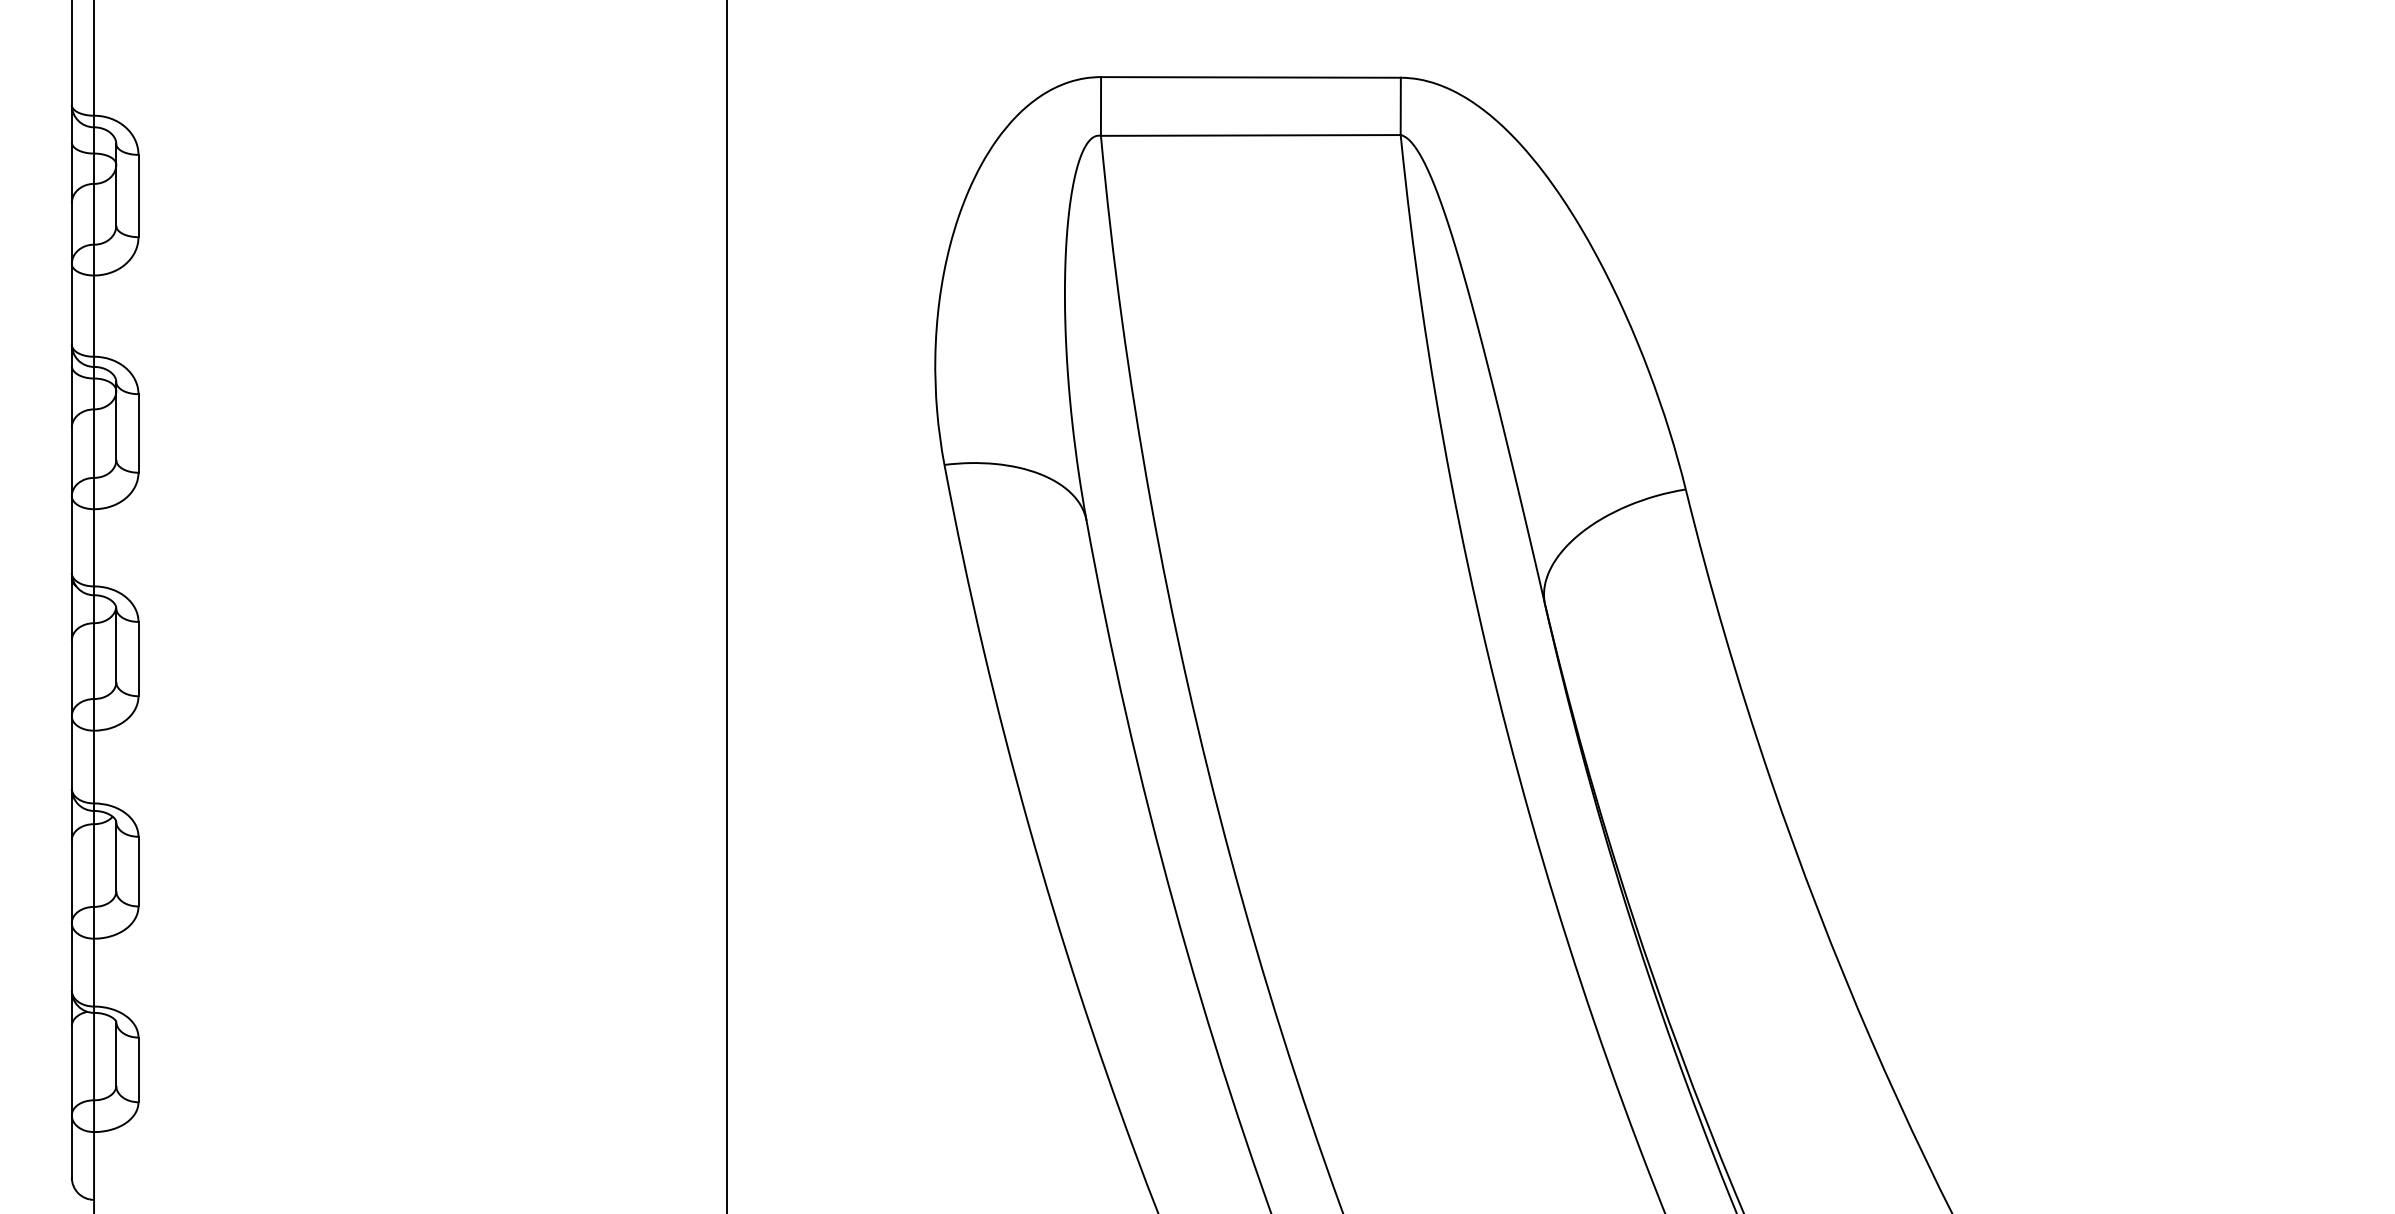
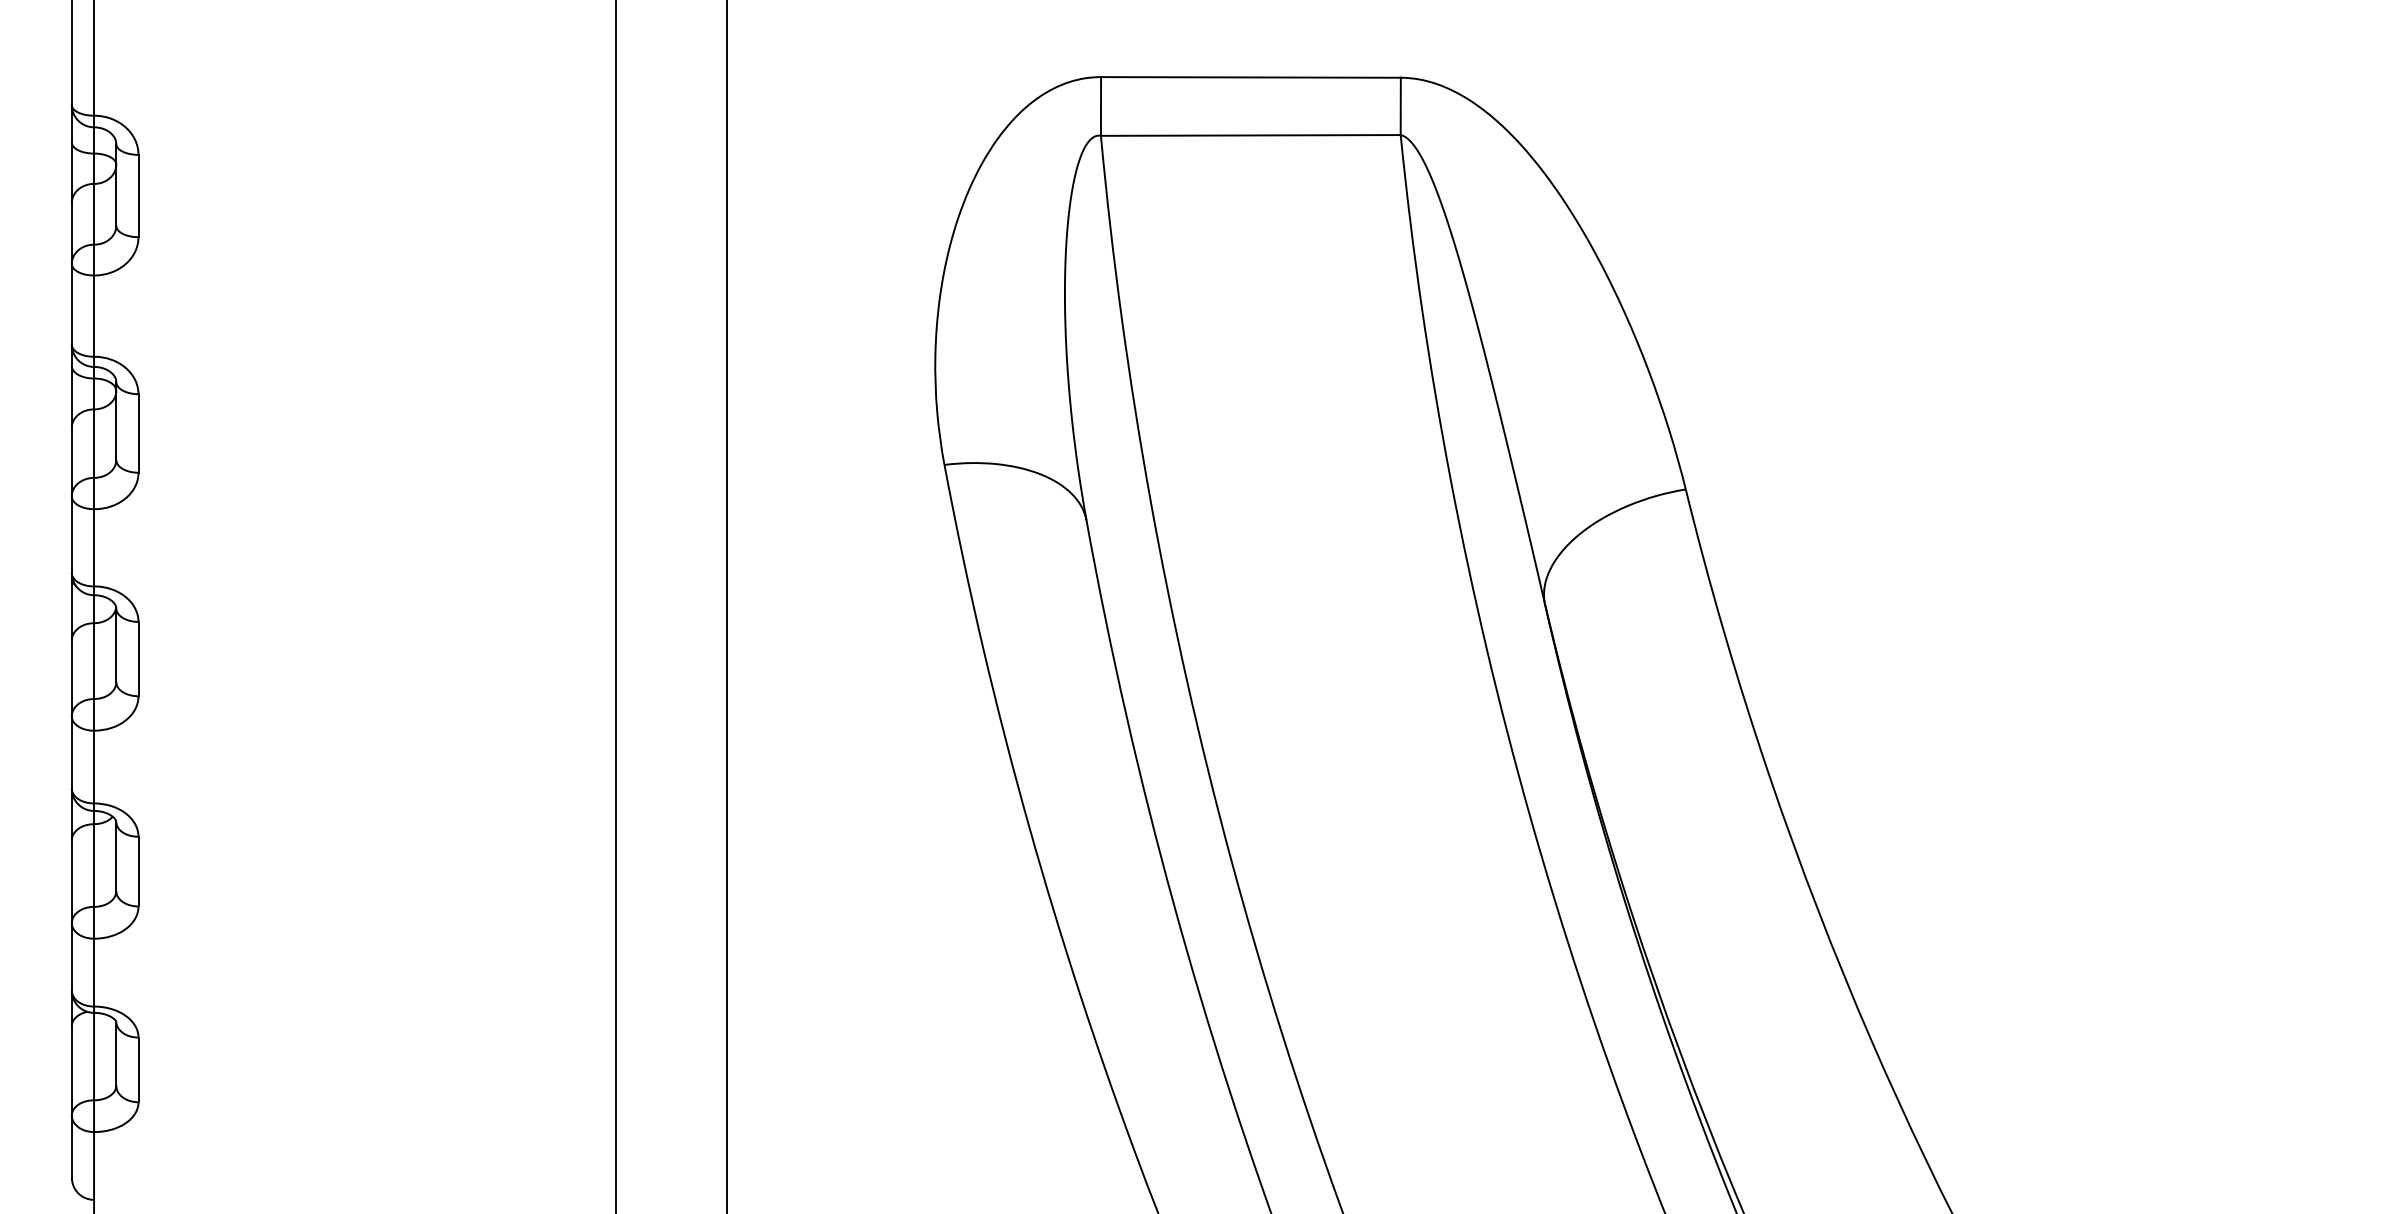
line: none -> present (616, 606)
